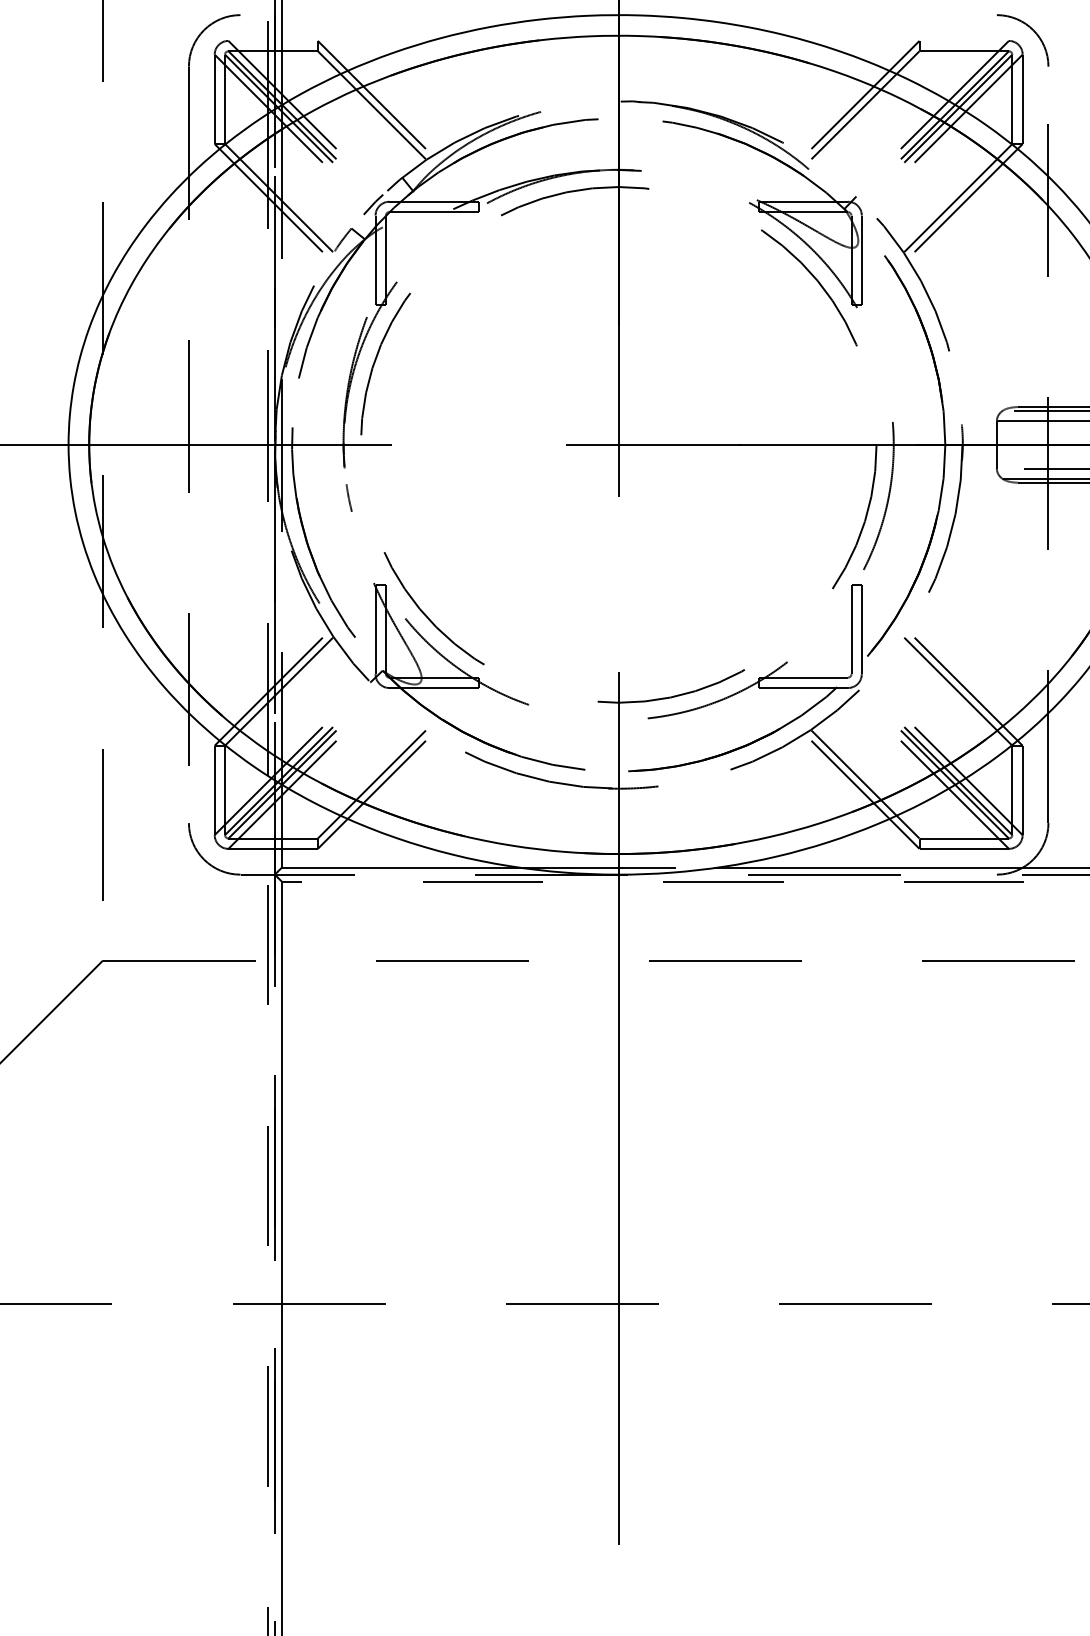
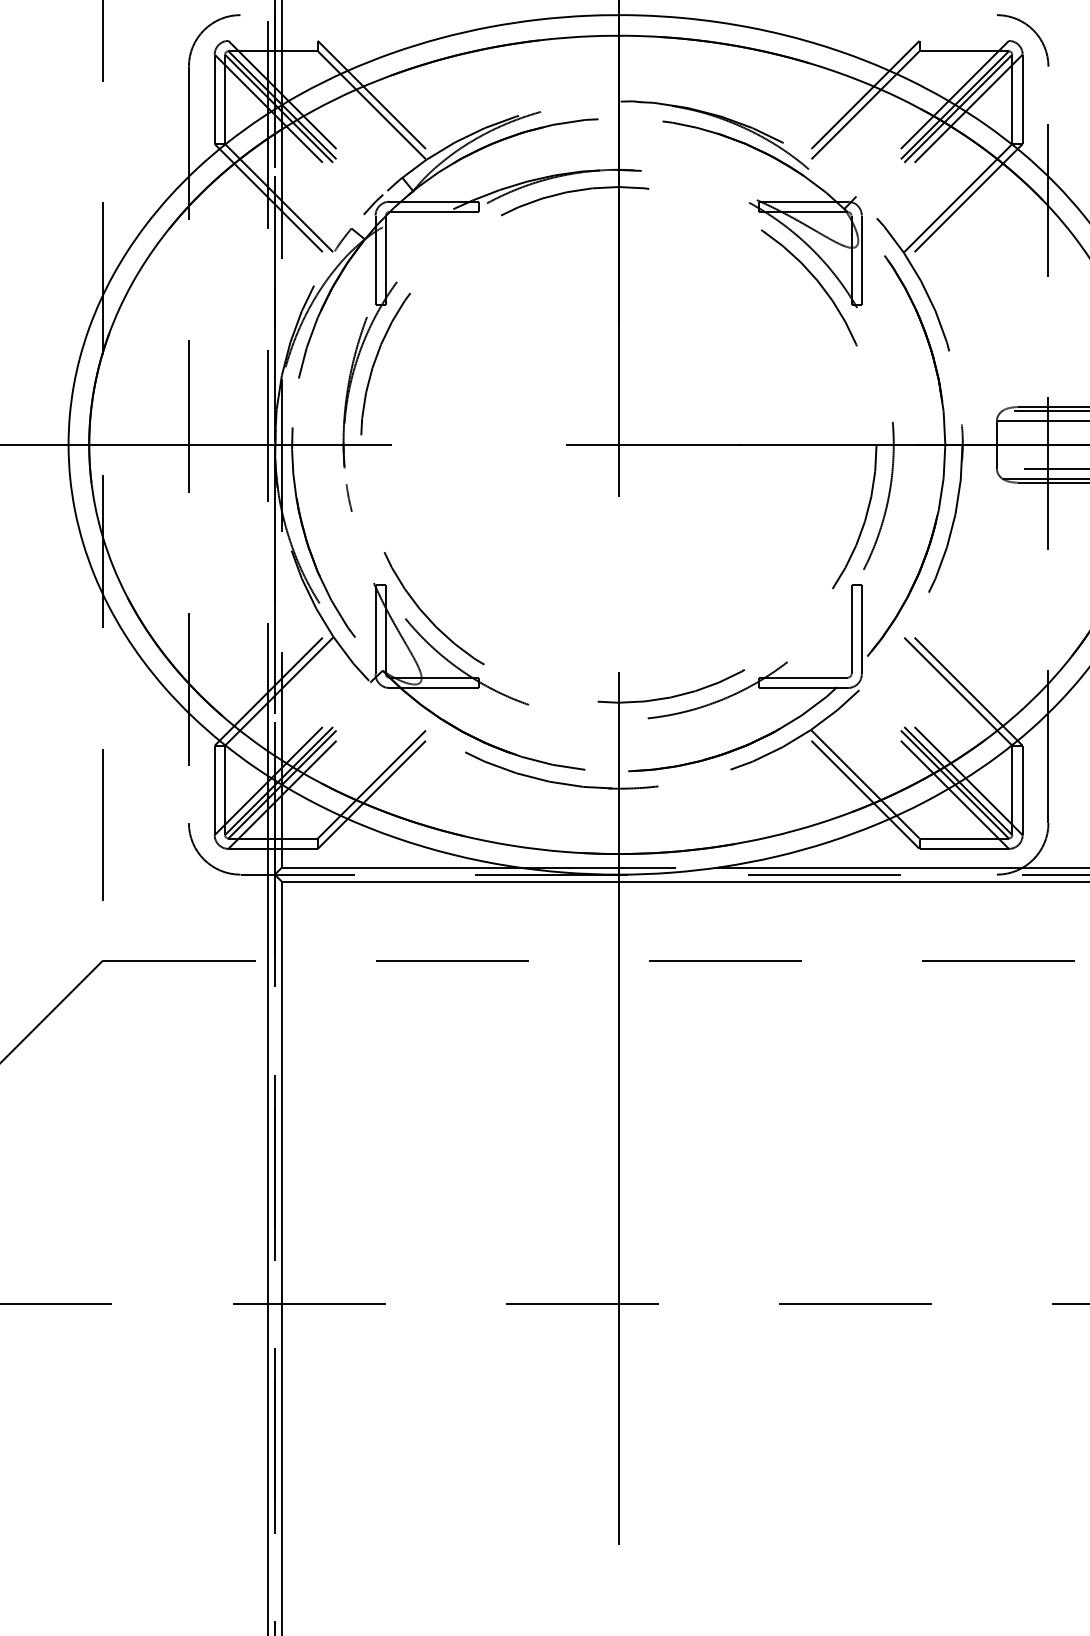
line: dashed -> solid (685, 881)
line: dashed -> solid (268, 1205)
